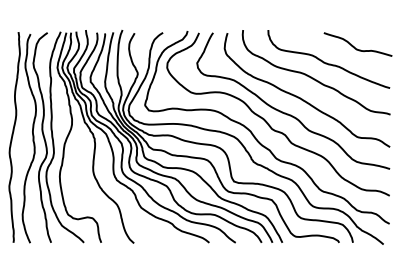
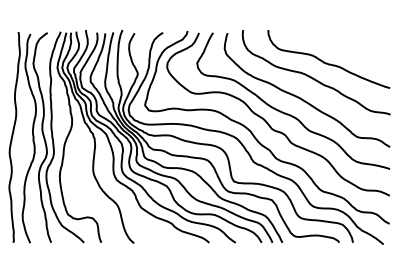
curve: present -> none (354, 46)
